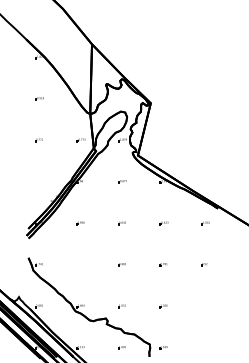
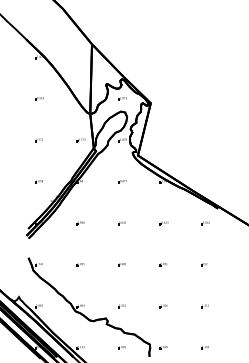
part: none -> present (122, 98)
part: none -> present (38, 181)
part: none -> present (80, 264)
part: none -> present (204, 306)
part: none -> present (204, 347)
